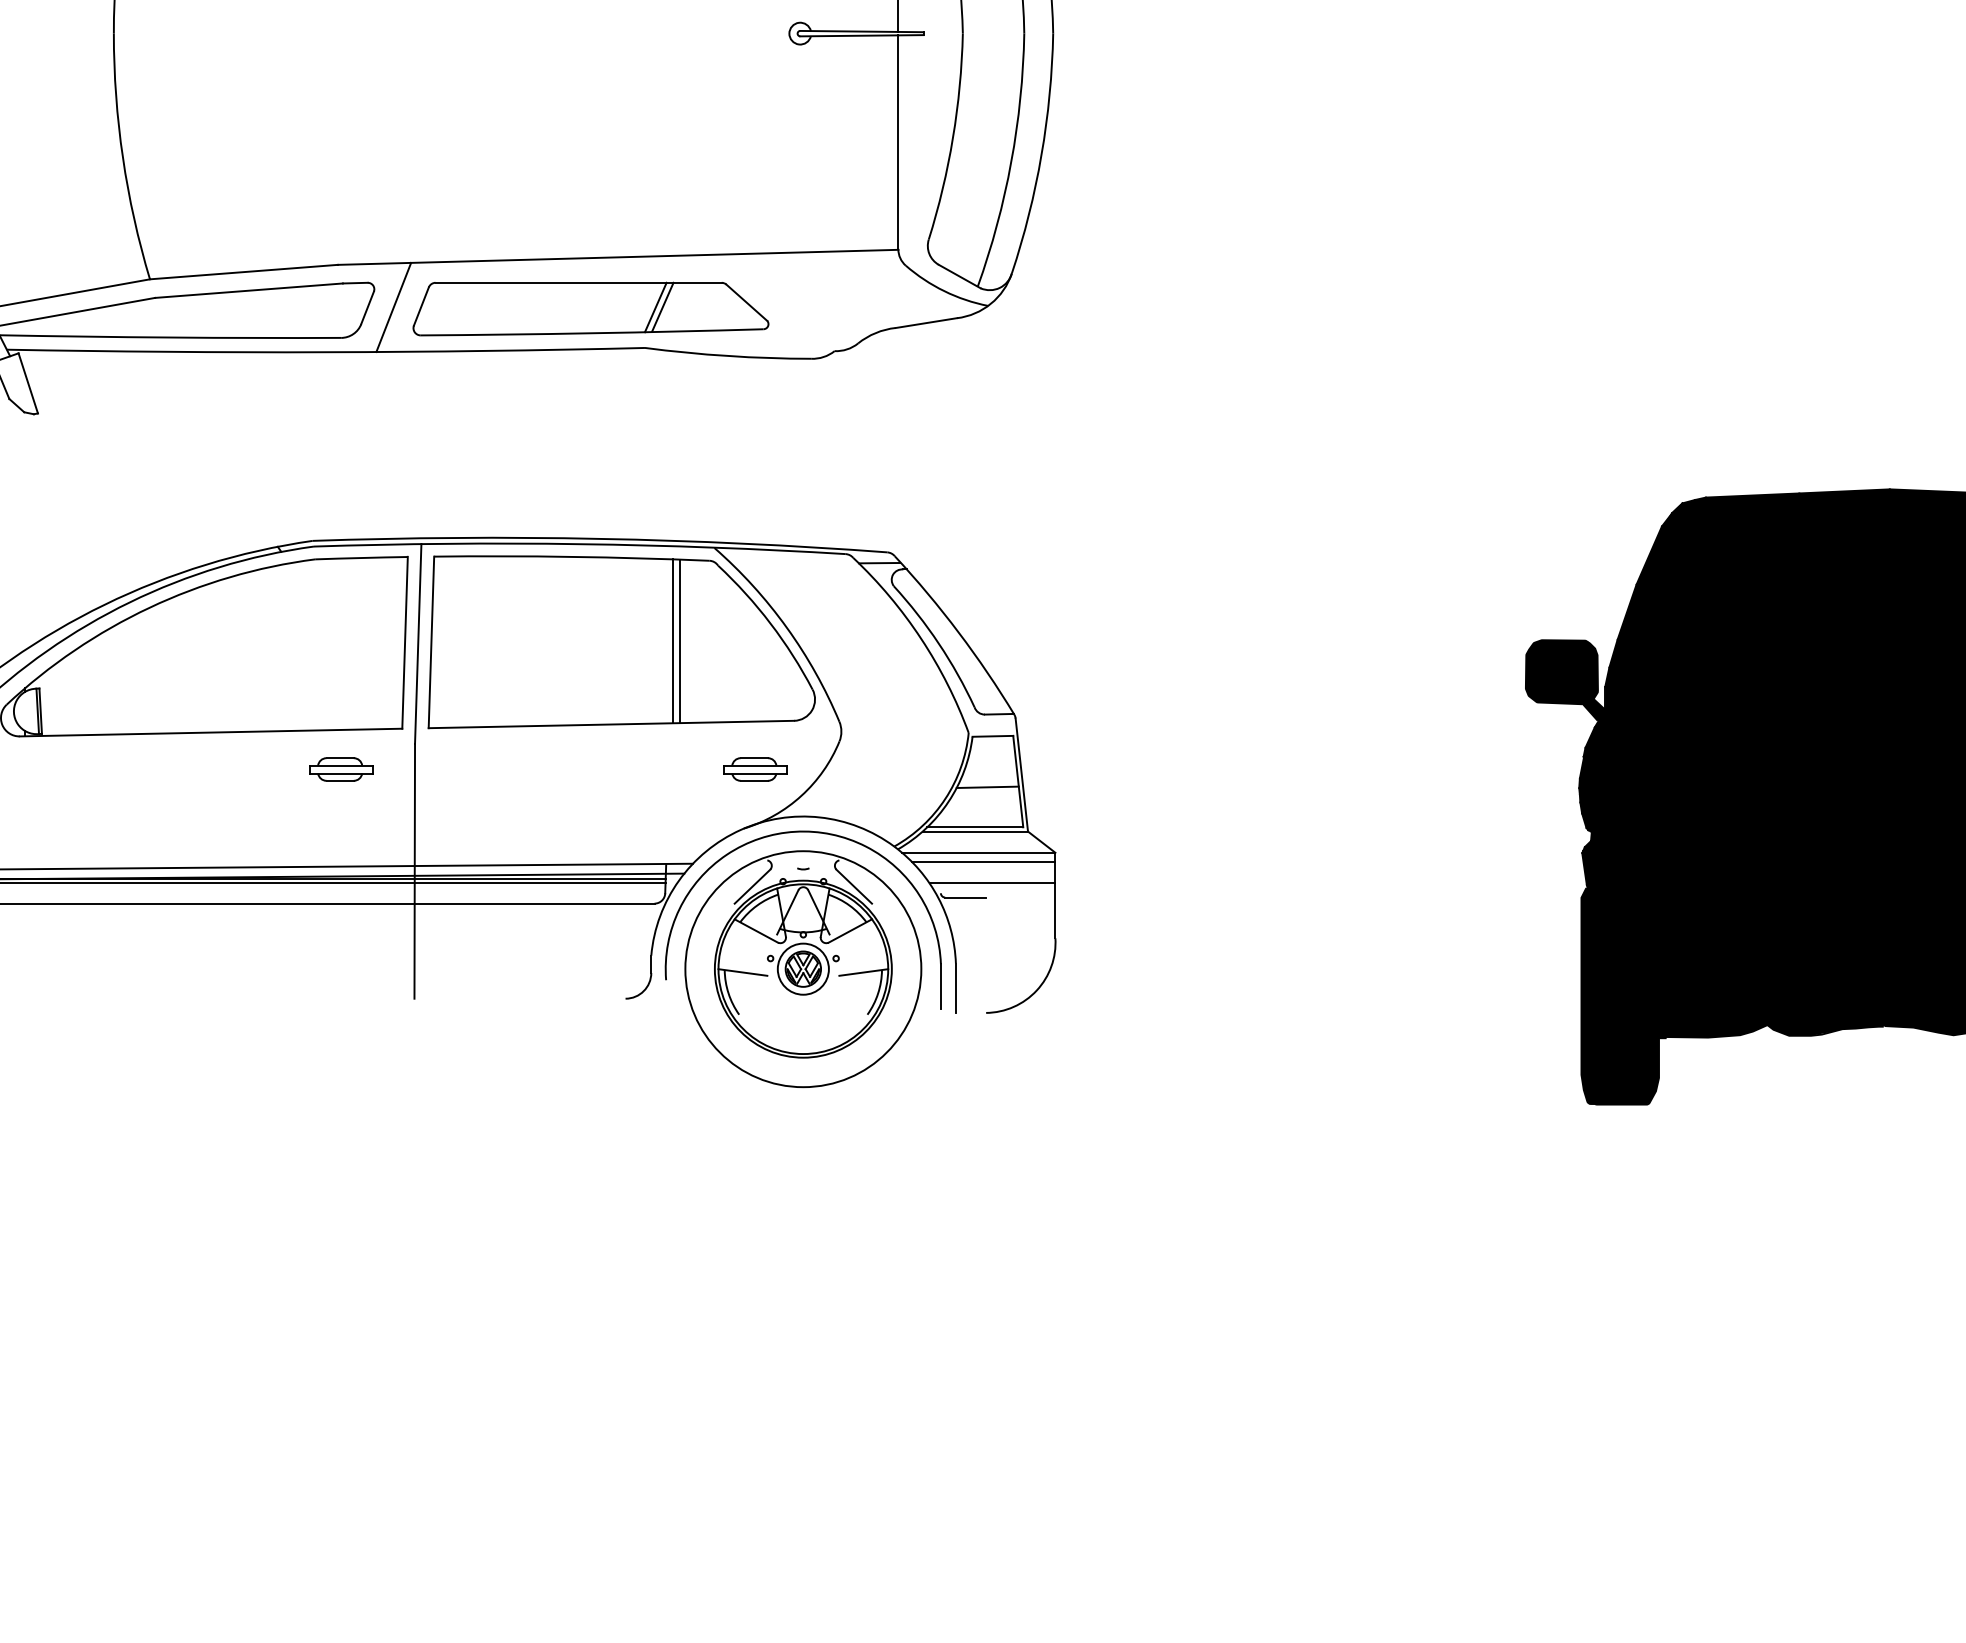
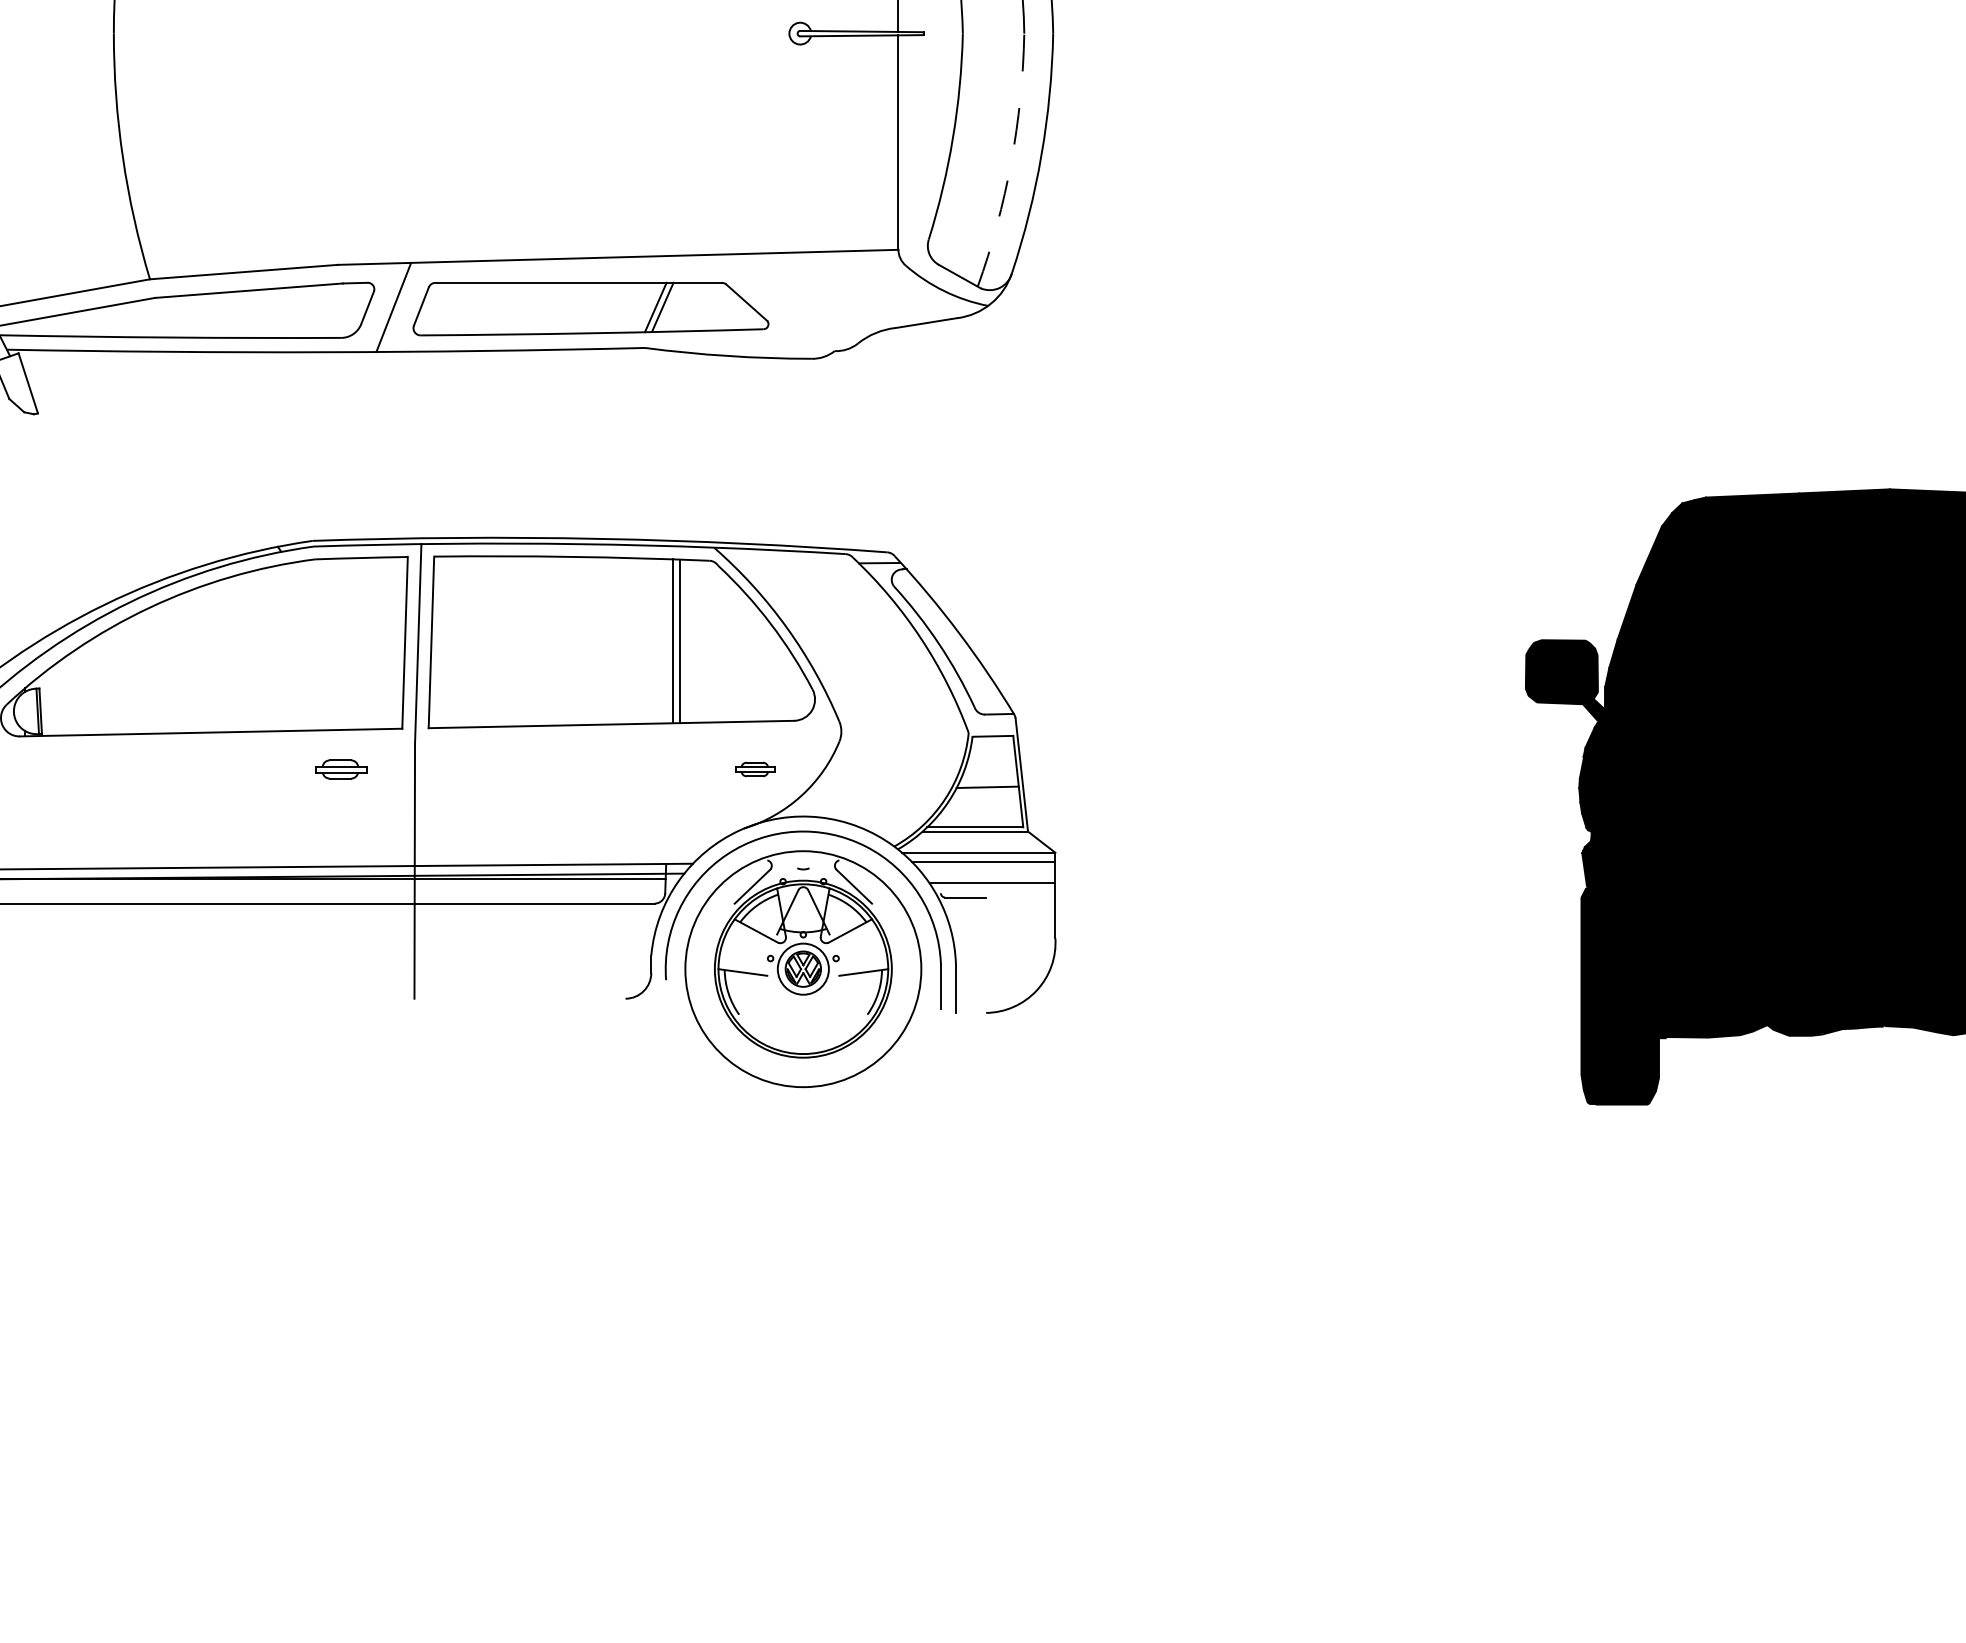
arc: solid -> dashed (1011, 162)
part size: 65x25 px -> 53x21 px (341, 769)
part size: 65x25 px -> 41x17 px (755, 769)
line: present -> none (333, 883)
